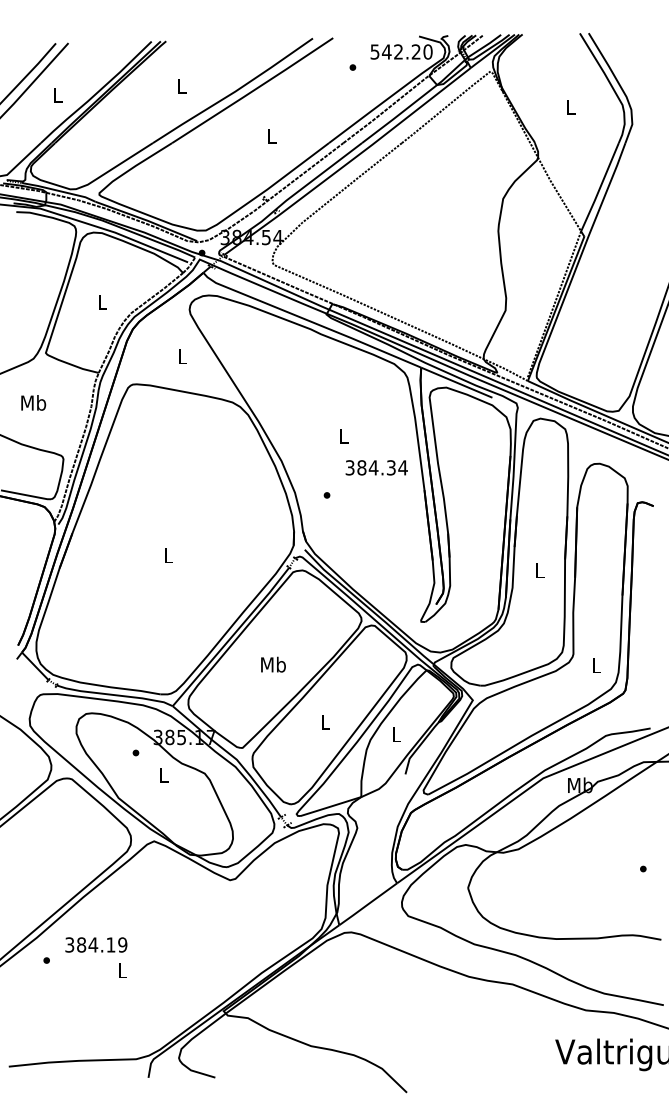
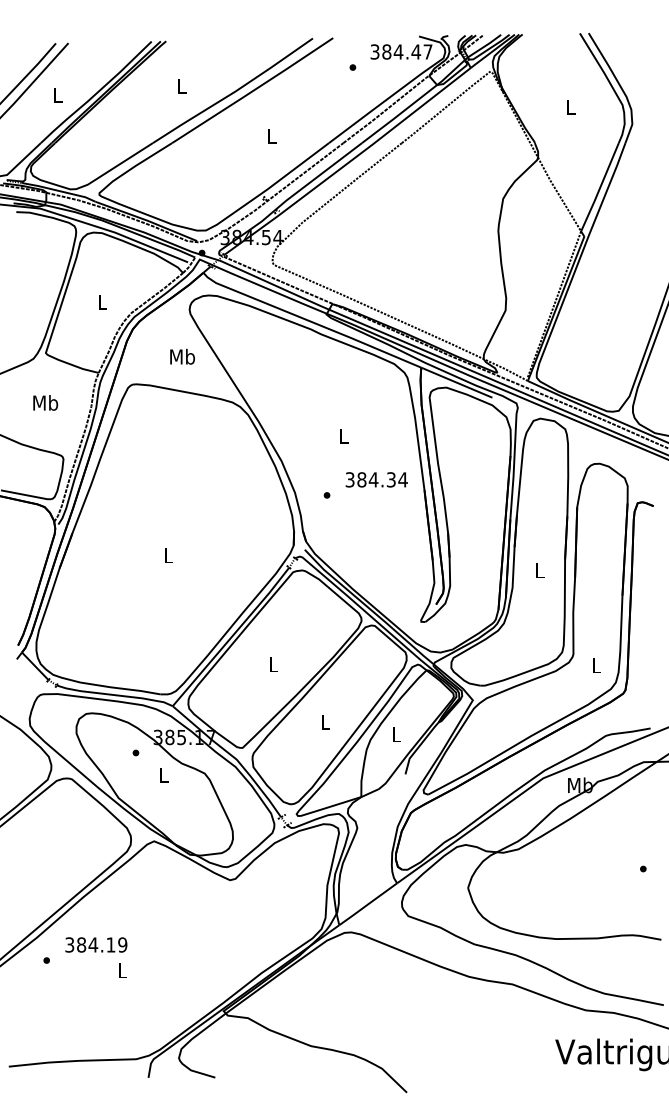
text: 542.20 -> 384.47 (401, 51)
text: L -> Mb (182, 356)
text position: (33, 402) -> (45, 402) (45, 402)
text position: (376, 467) -> (376, 479) (376, 479)
text: Mb -> L (273, 664)
